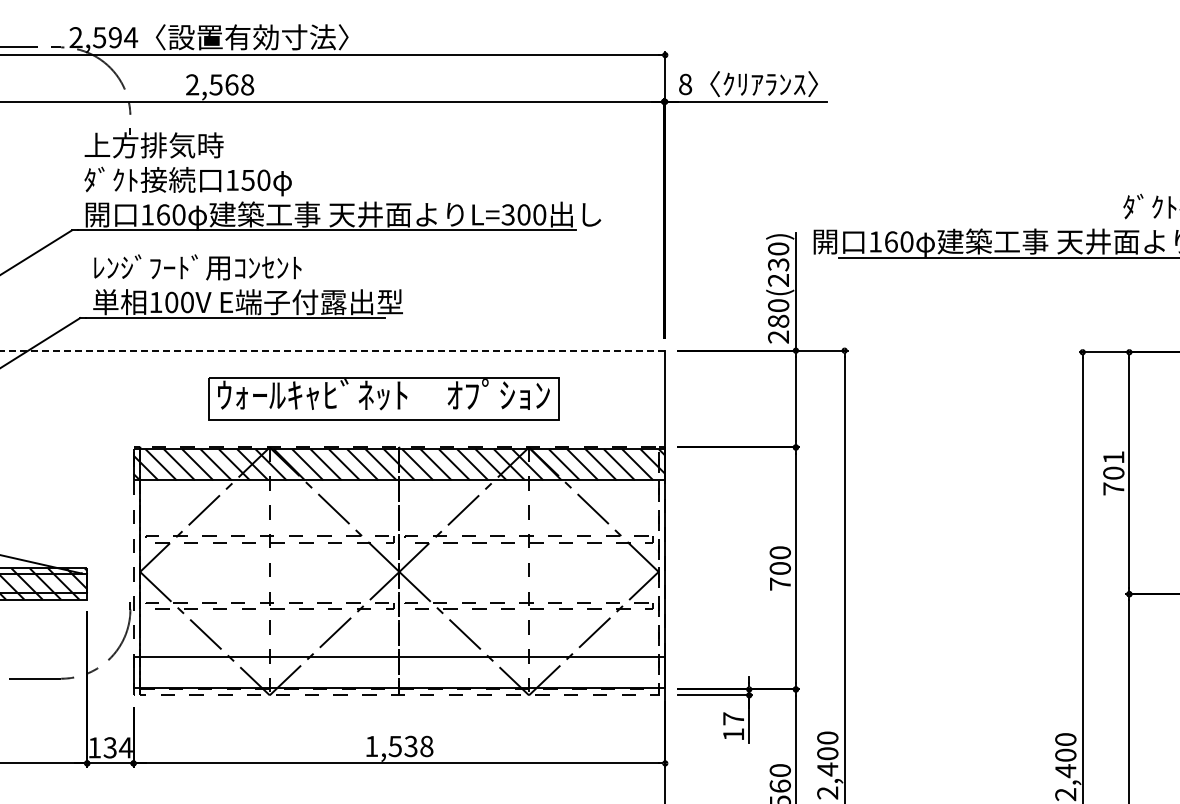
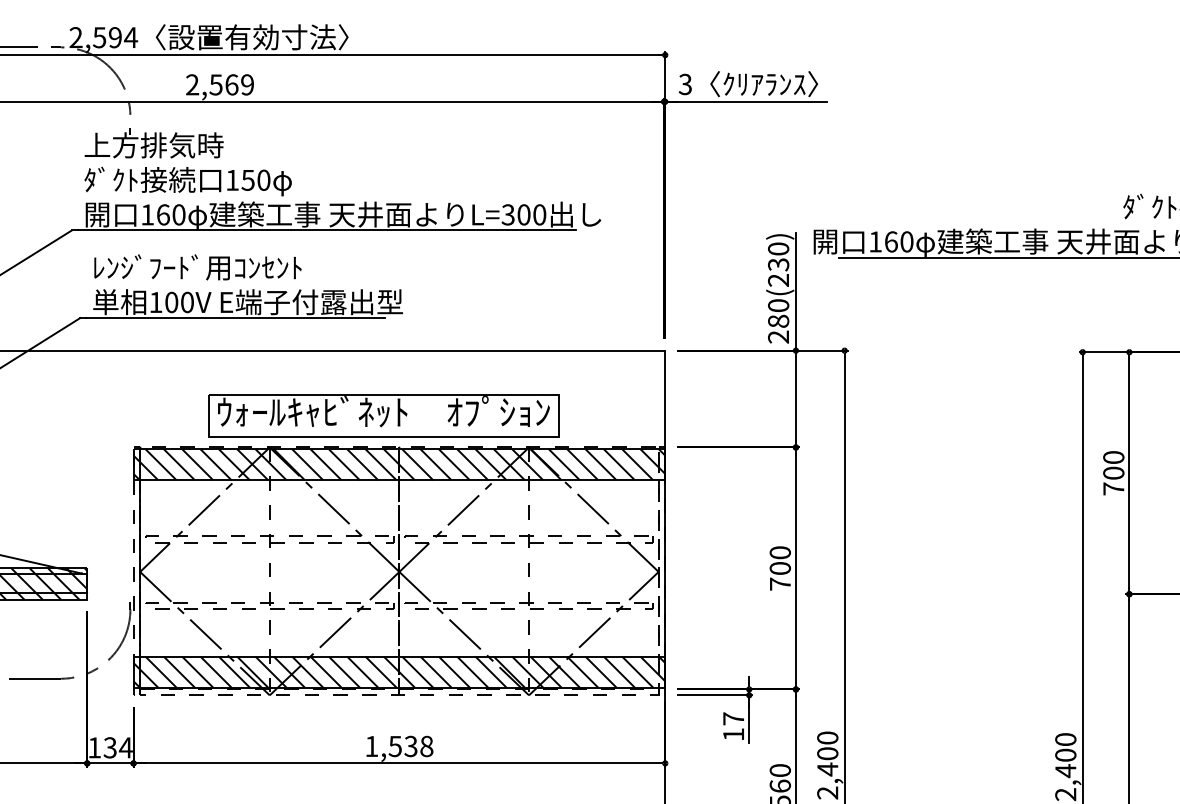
text: 8 -> 3 (685, 83)
text: 2,568 -> 2,569 (247, 84)
line: dashed -> solid (332, 350)
part position: (383, 398) -> (383, 415) (383, 415)
text: 701 -> 700 (1113, 457)
hatch: none -> present (399, 671)
